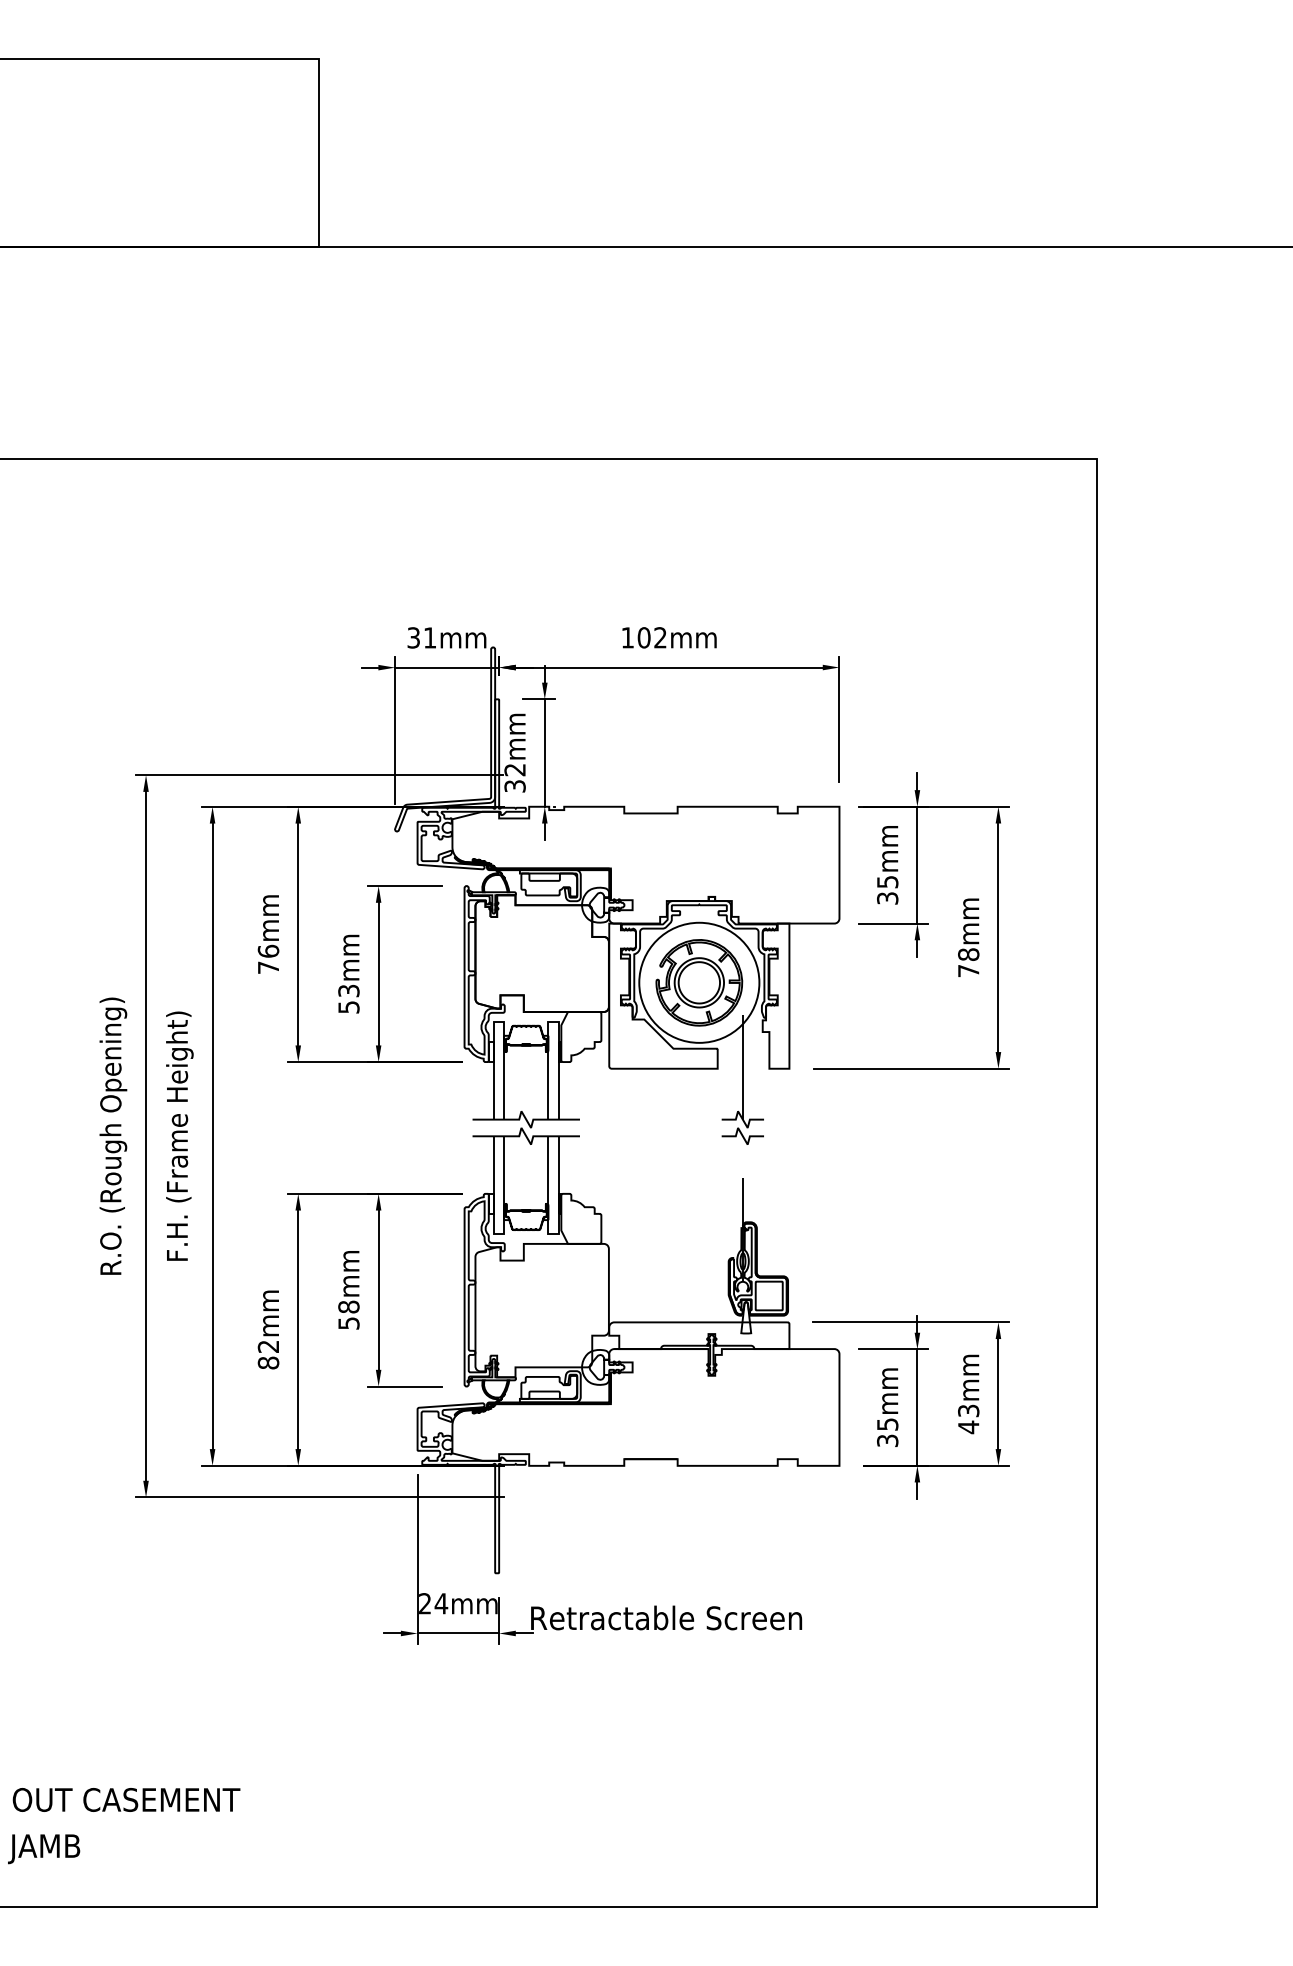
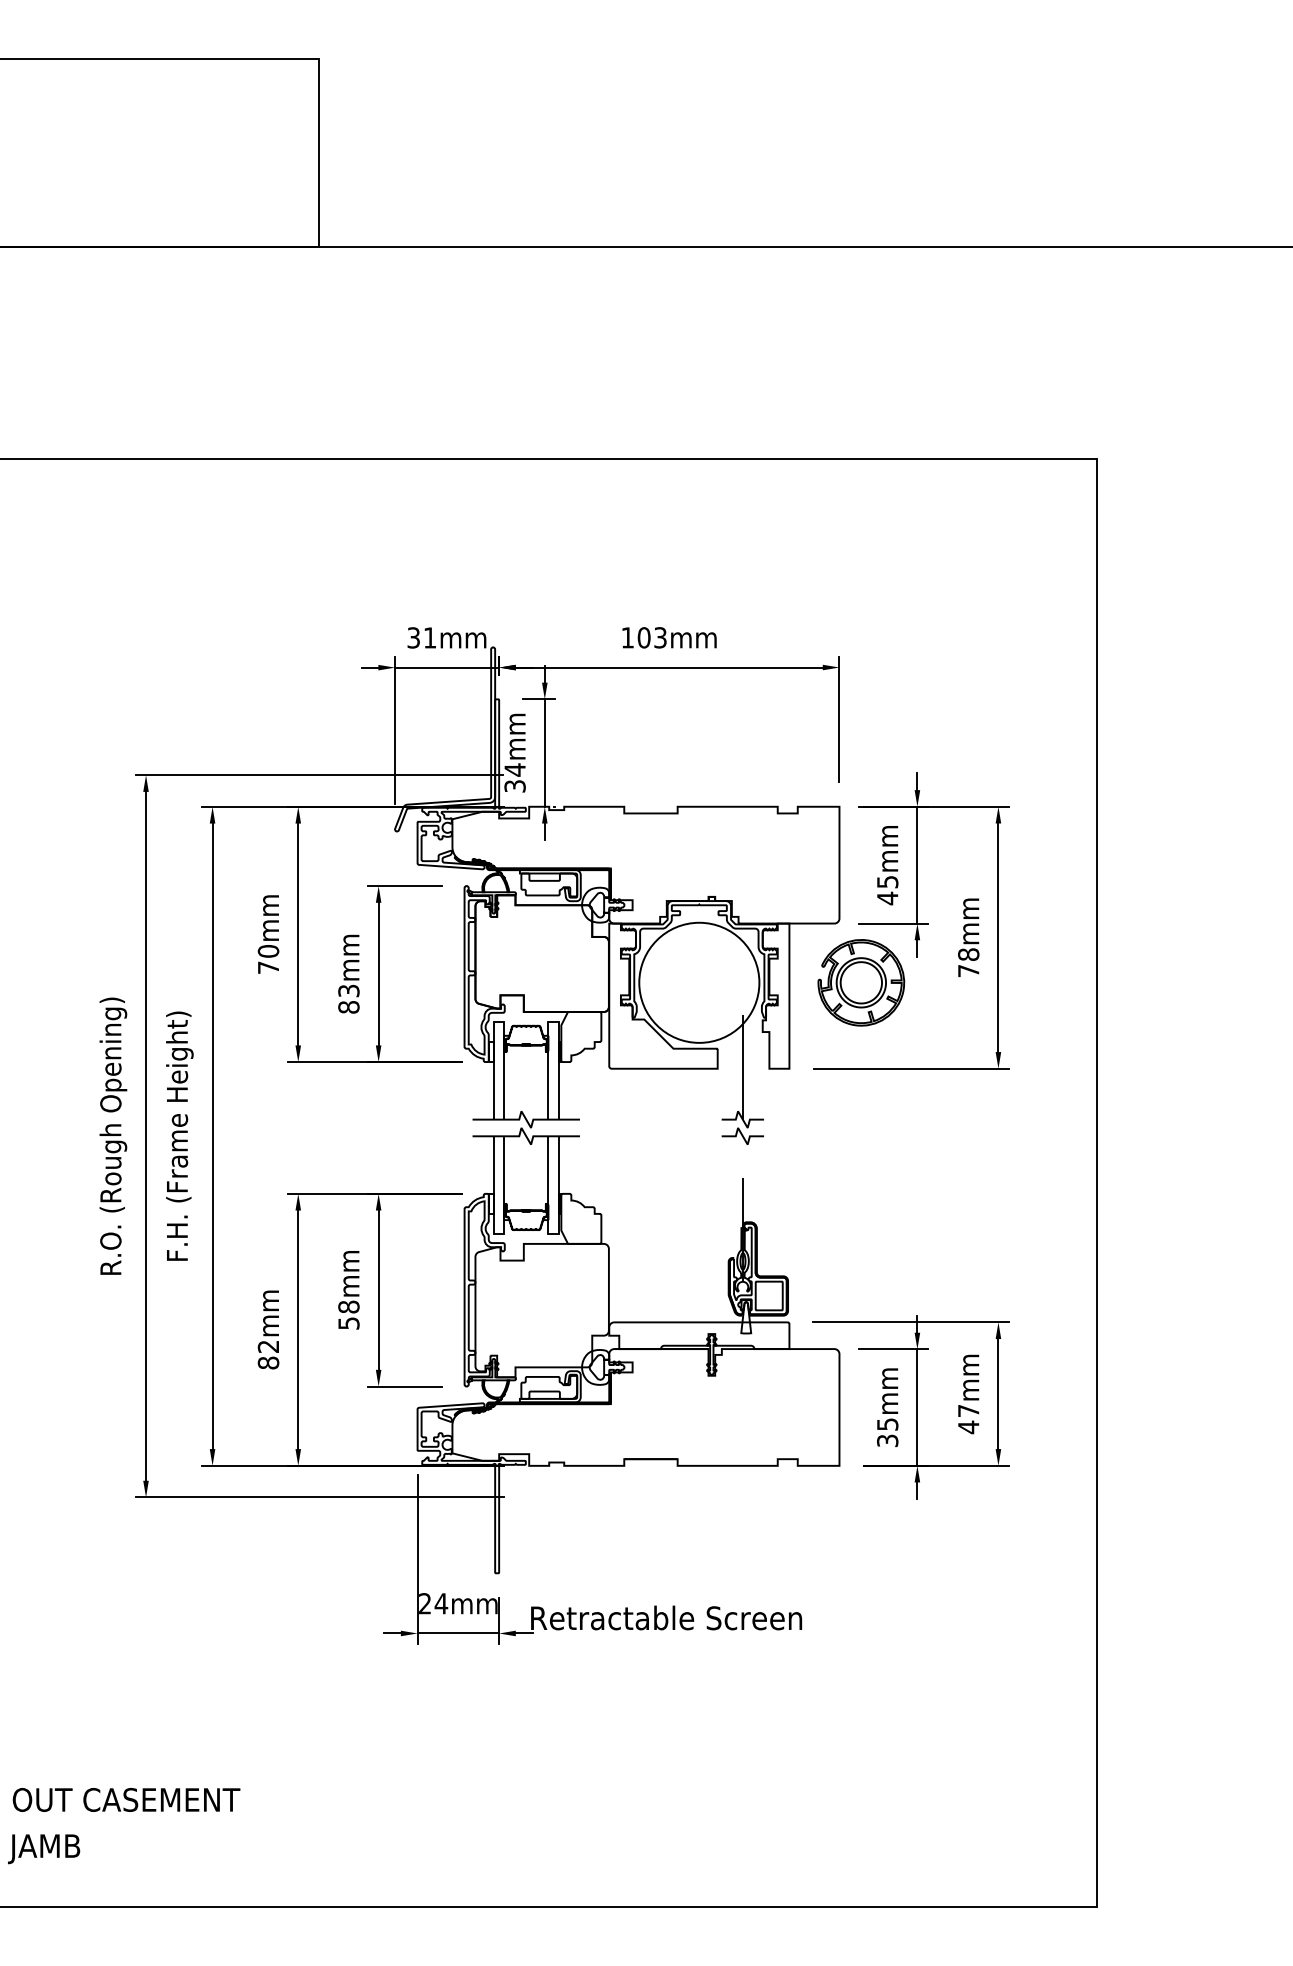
text: 102mm -> 103mm (660, 637)
text: 32mm -> 34mm (514, 769)
text: 35mm -> 45mm (887, 898)
text: 76mm -> 70mm (268, 950)
part position: (699, 982) -> (861, 982) (861, 982)
text: 53mm -> 83mm (348, 1007)
text: 43mm -> 47mm (968, 1410)
